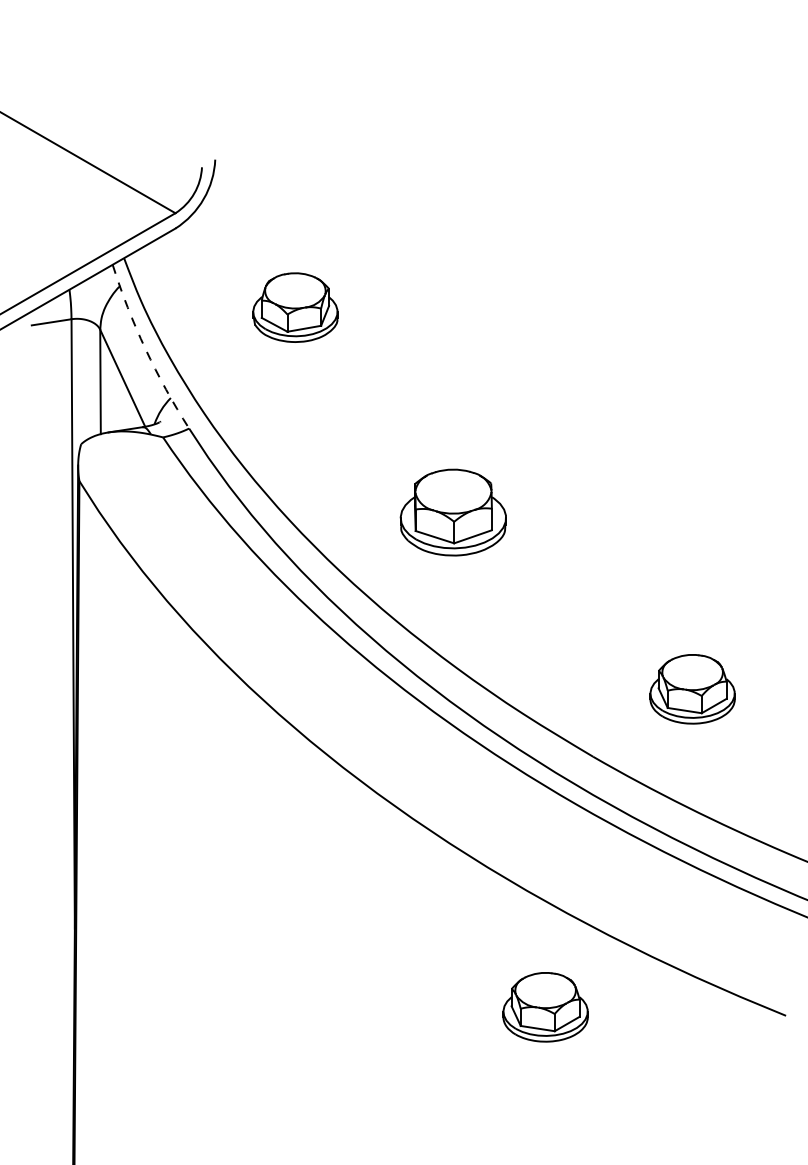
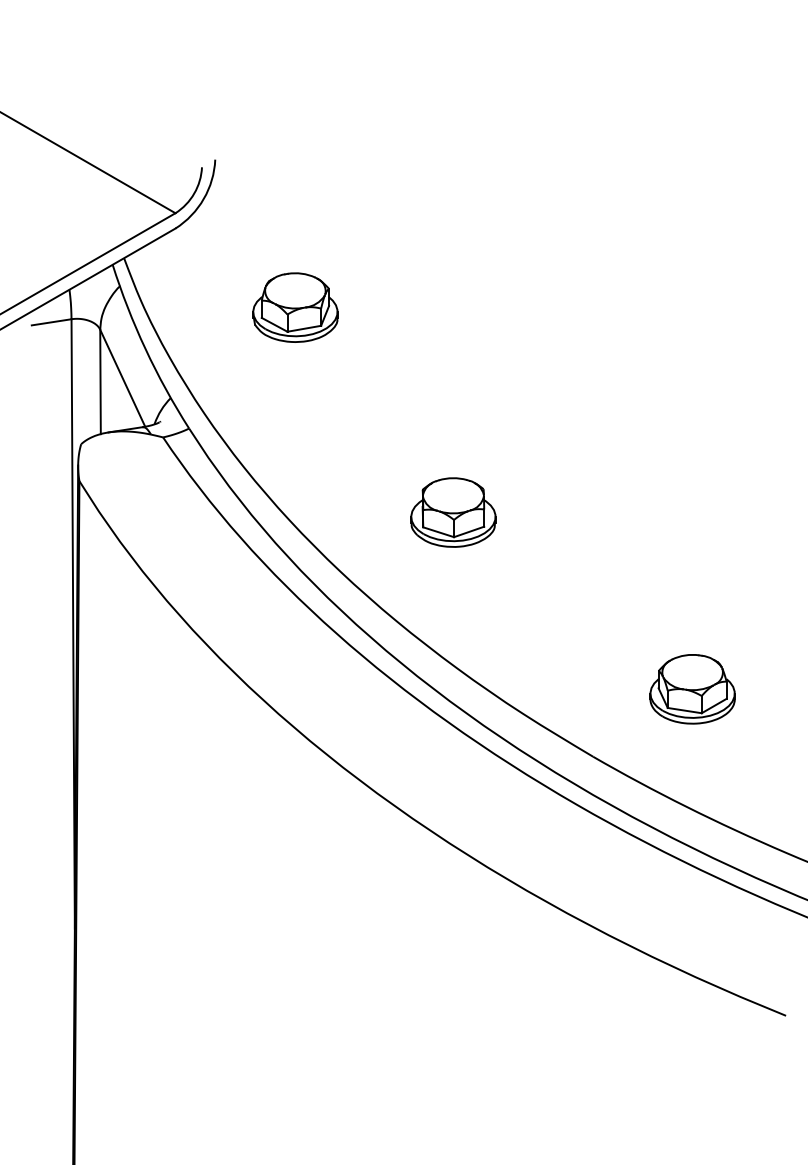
arc: dashed -> solid (145, 349)
part size: 108x89 px -> 87x71 px (453, 512)
part: present -> none (545, 1007)
